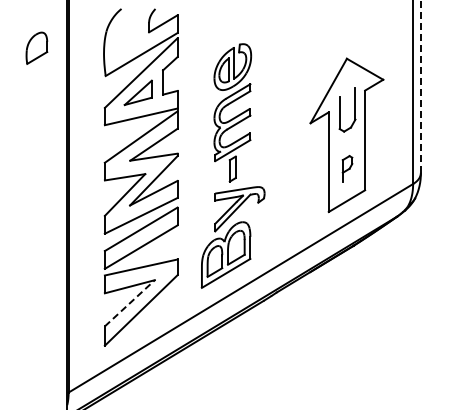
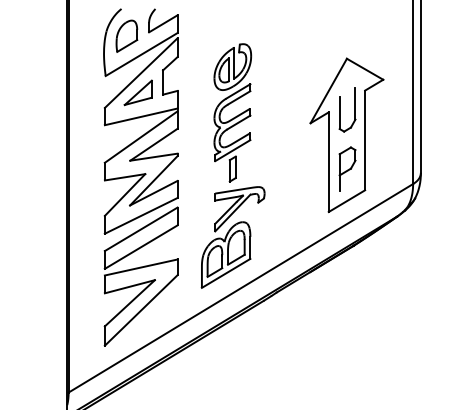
part position: (36, 47) -> (126, 35) (126, 35)
line: dashed -> solid (420, 85)
part size: 13x28 px -> 19x46 px (347, 168)
line: dashed -> solid (130, 302)
